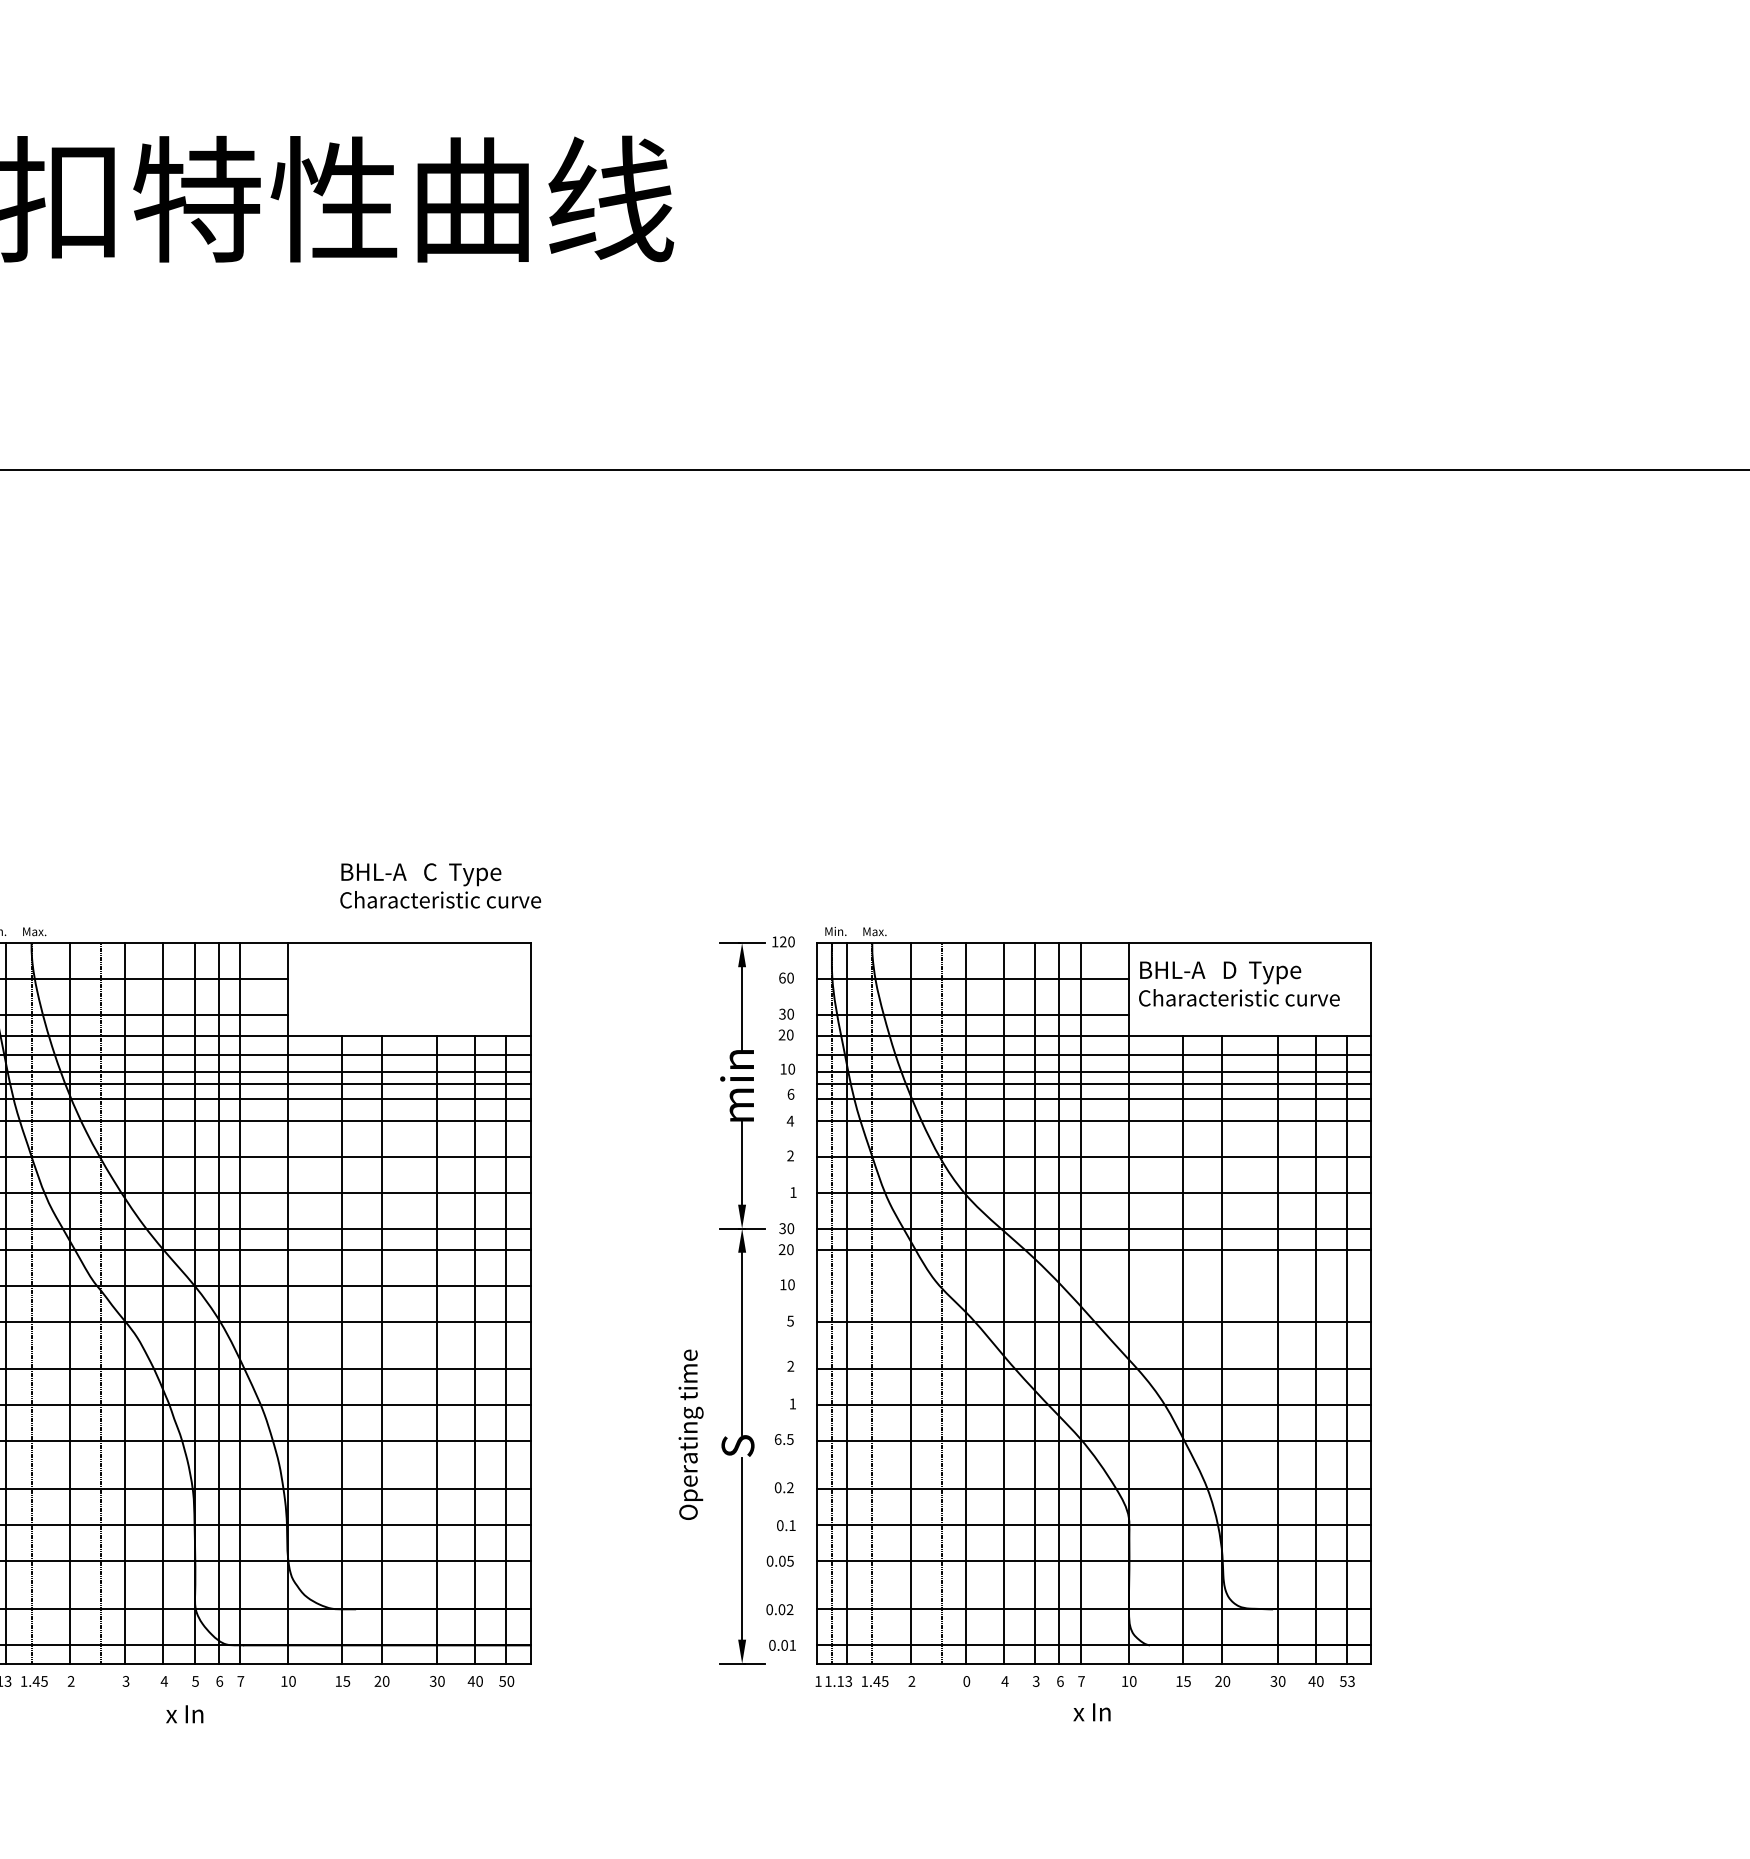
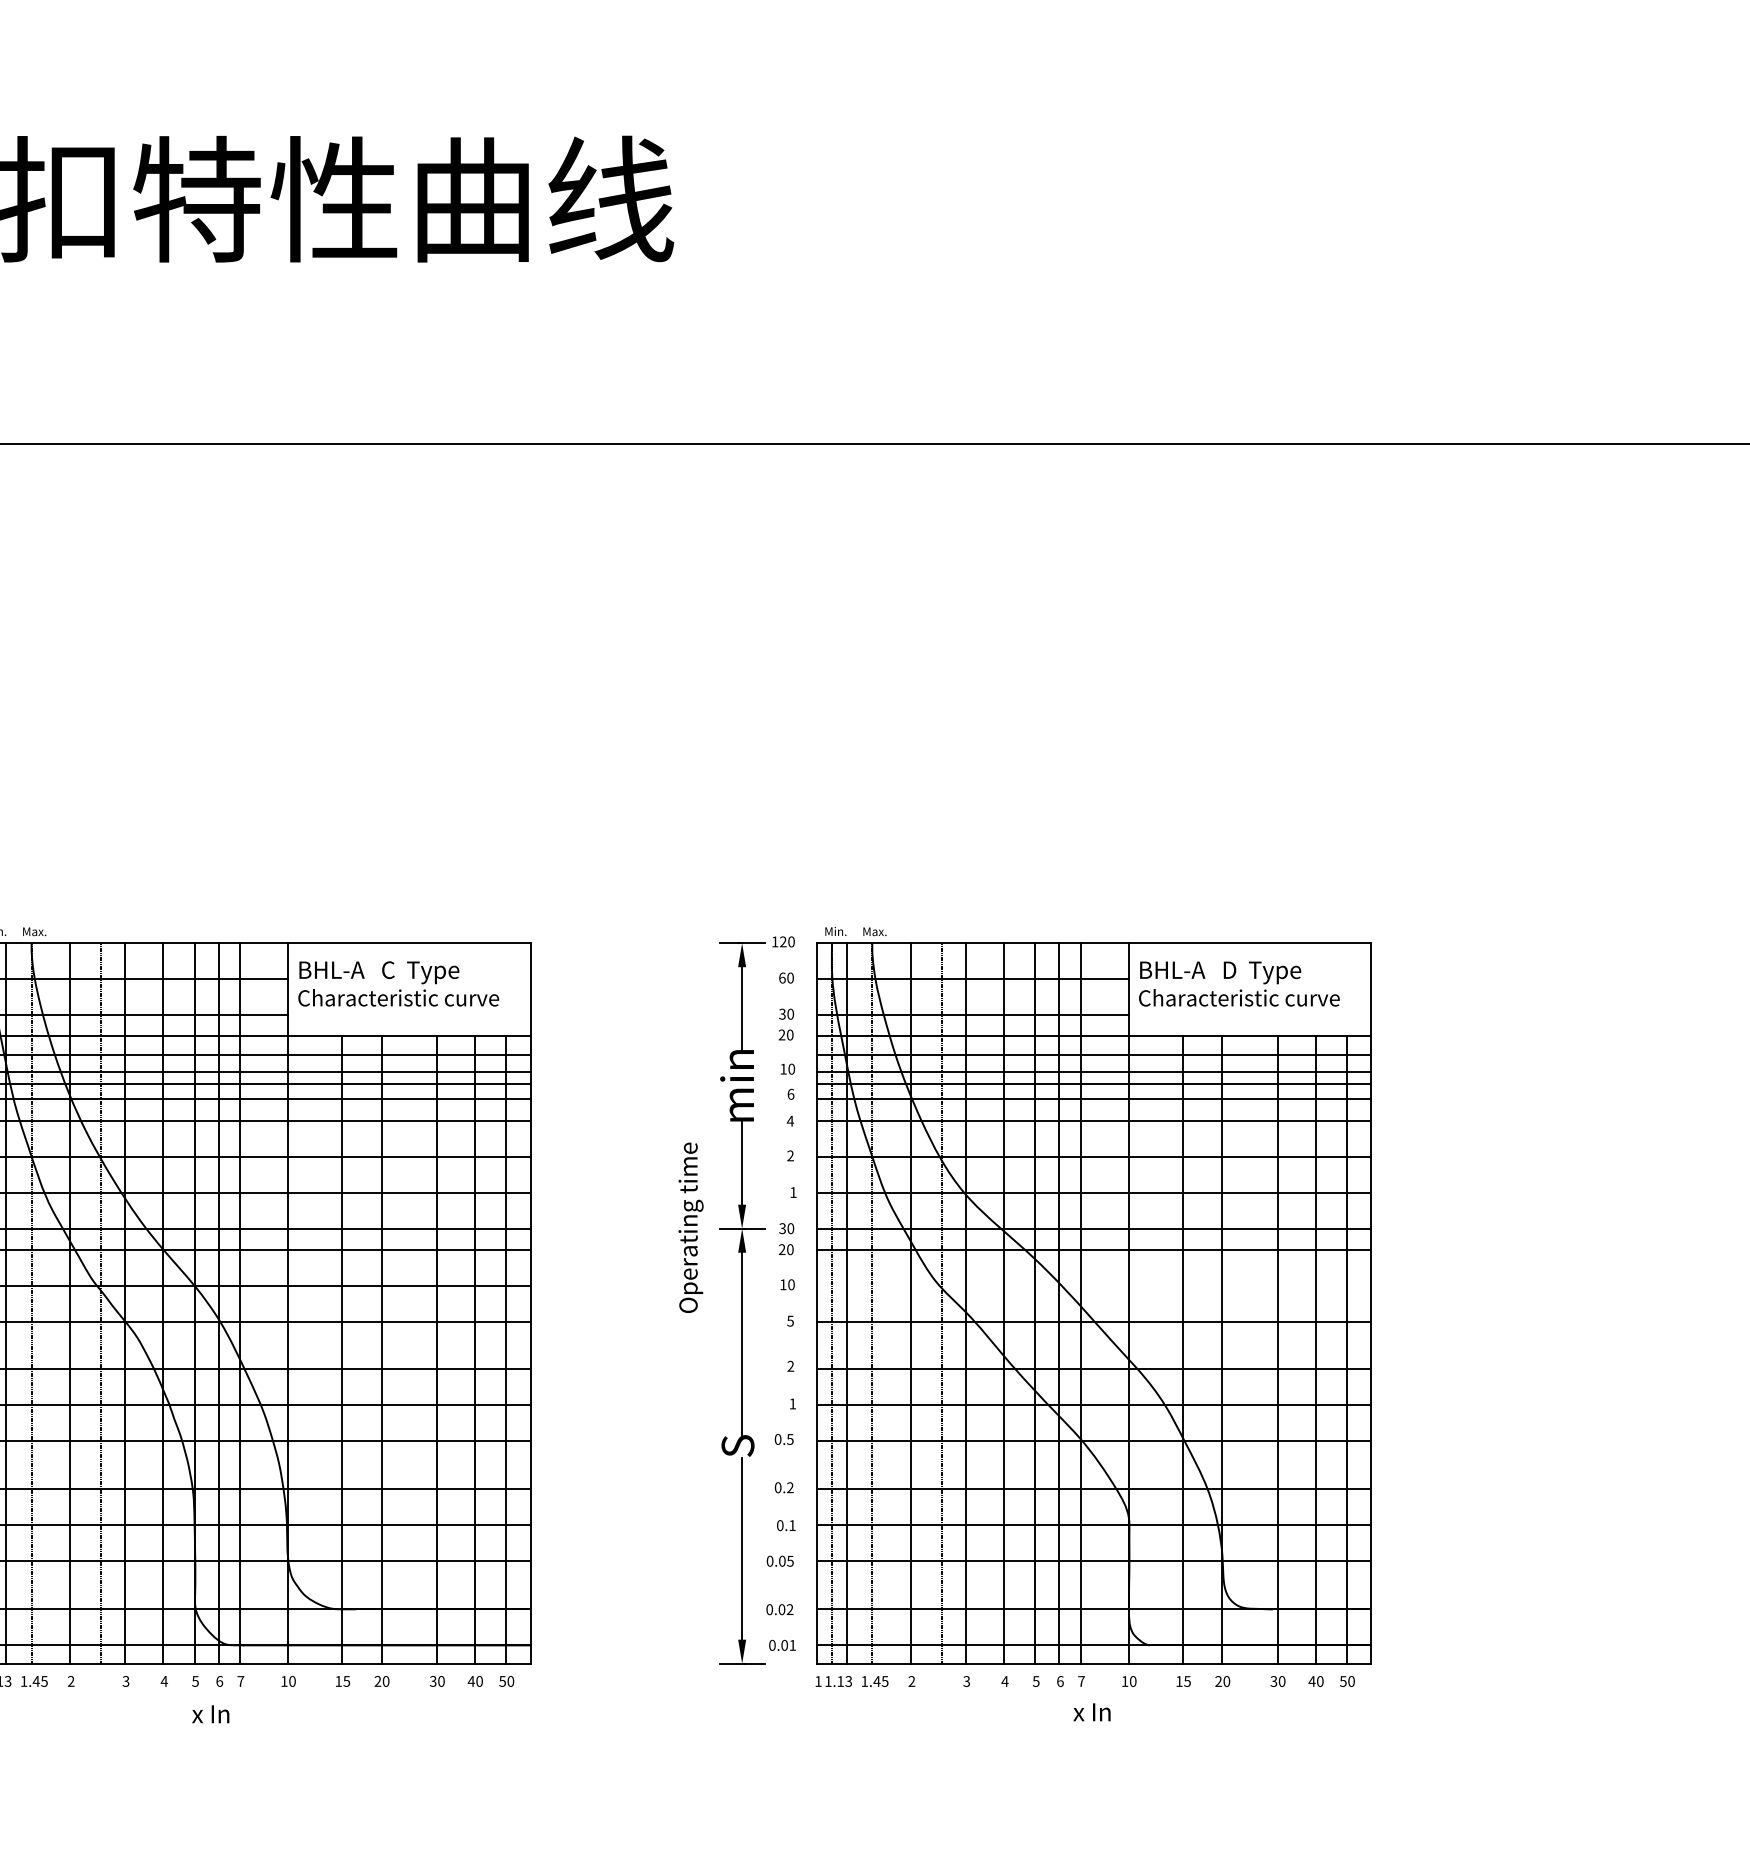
line position: (874, 469) -> (874, 443) (874, 443)
text position: (440, 885) -> (398, 983) (398, 983)
text position: (690, 1434) -> (690, 1227) (690, 1227)
text: 6.5 -> 0.5 (777, 1439)
text: 0 -> 3 (966, 1681)
text: 3 -> 5 (1036, 1681)
text: 53 -> 50 (1351, 1681)
text position: (184, 1714) -> (210, 1714) (210, 1714)
